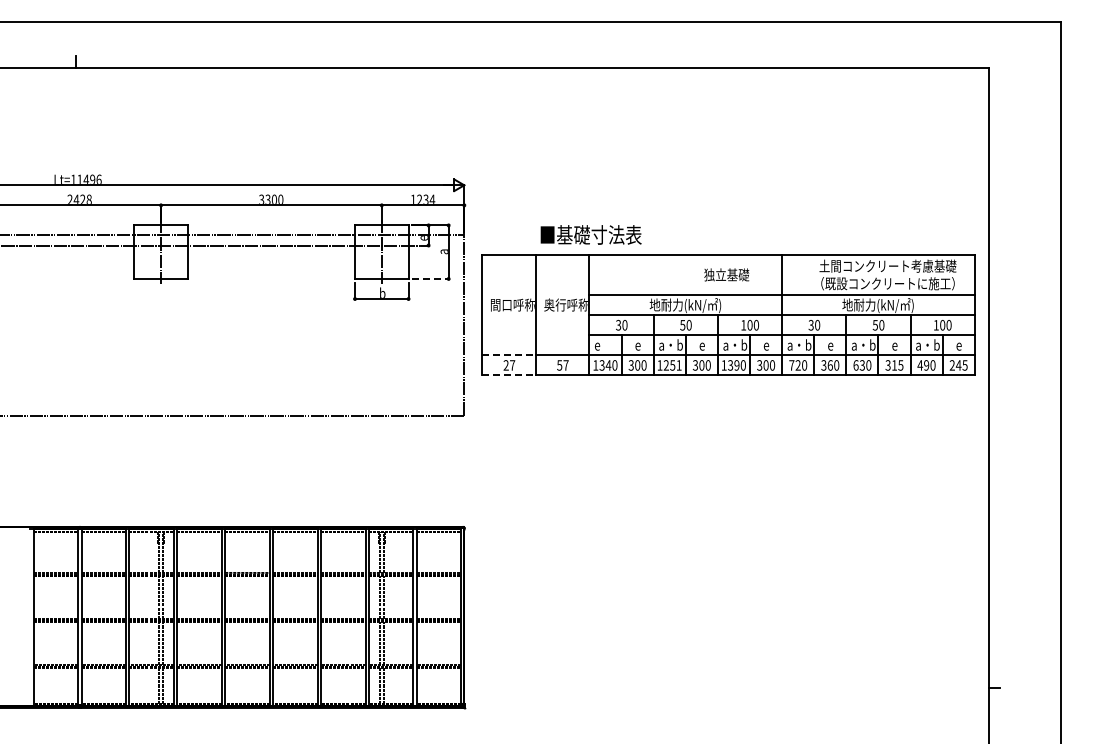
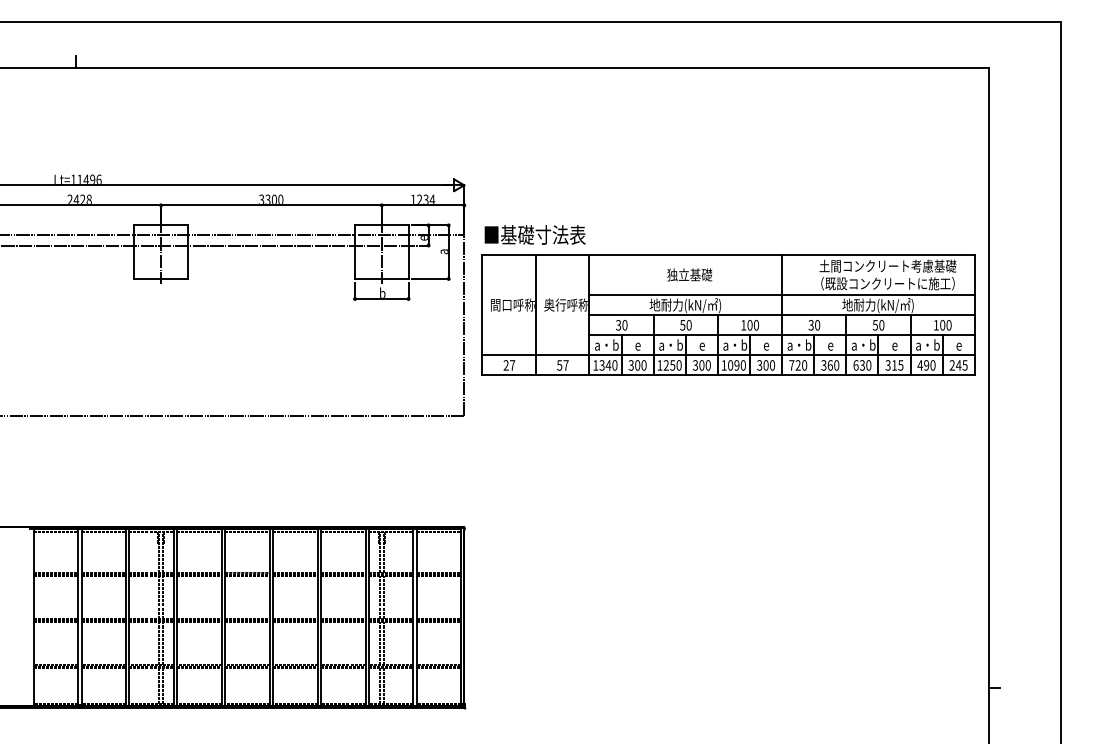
text position: (590, 234) -> (534, 234) (534, 234)
text position: (726, 274) -> (689, 274) (689, 274)
line: dashed -> solid (430, 278)
text: e -> a・b (606, 344)
line: dashed -> solid (509, 355)
text: 1251 -> 1250 (678, 365)
text: 1390 -> 1090 (730, 365)
line: dashed -> solid (509, 375)
